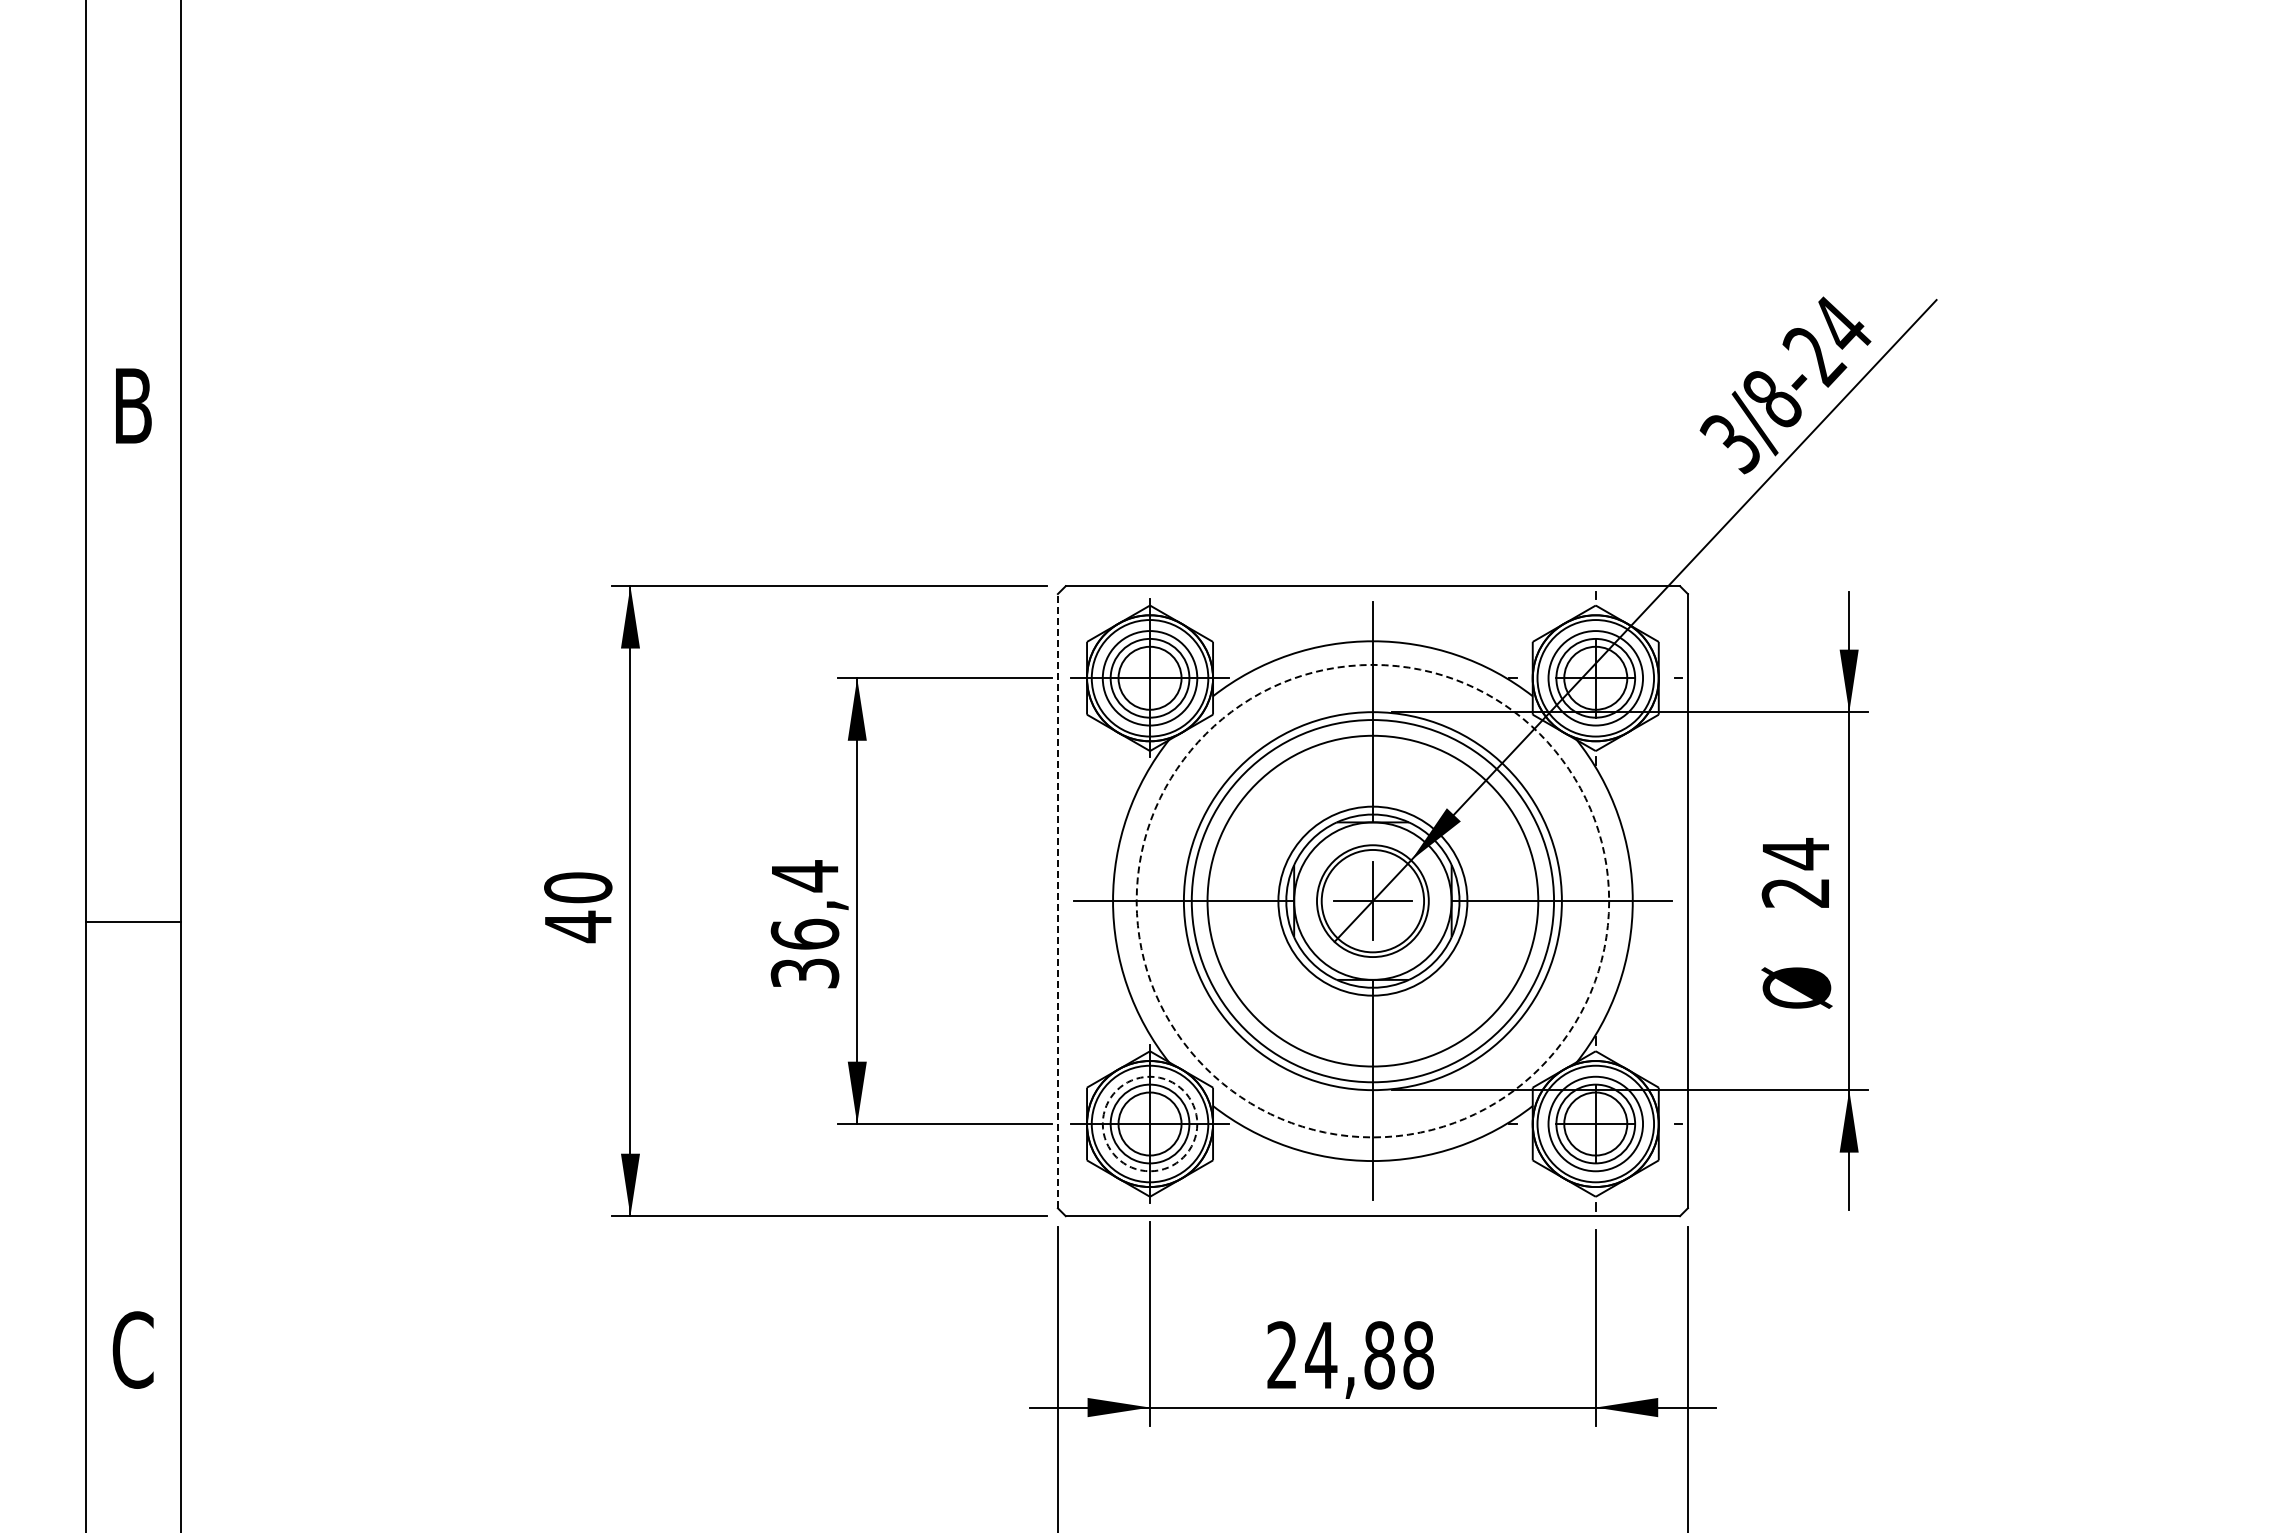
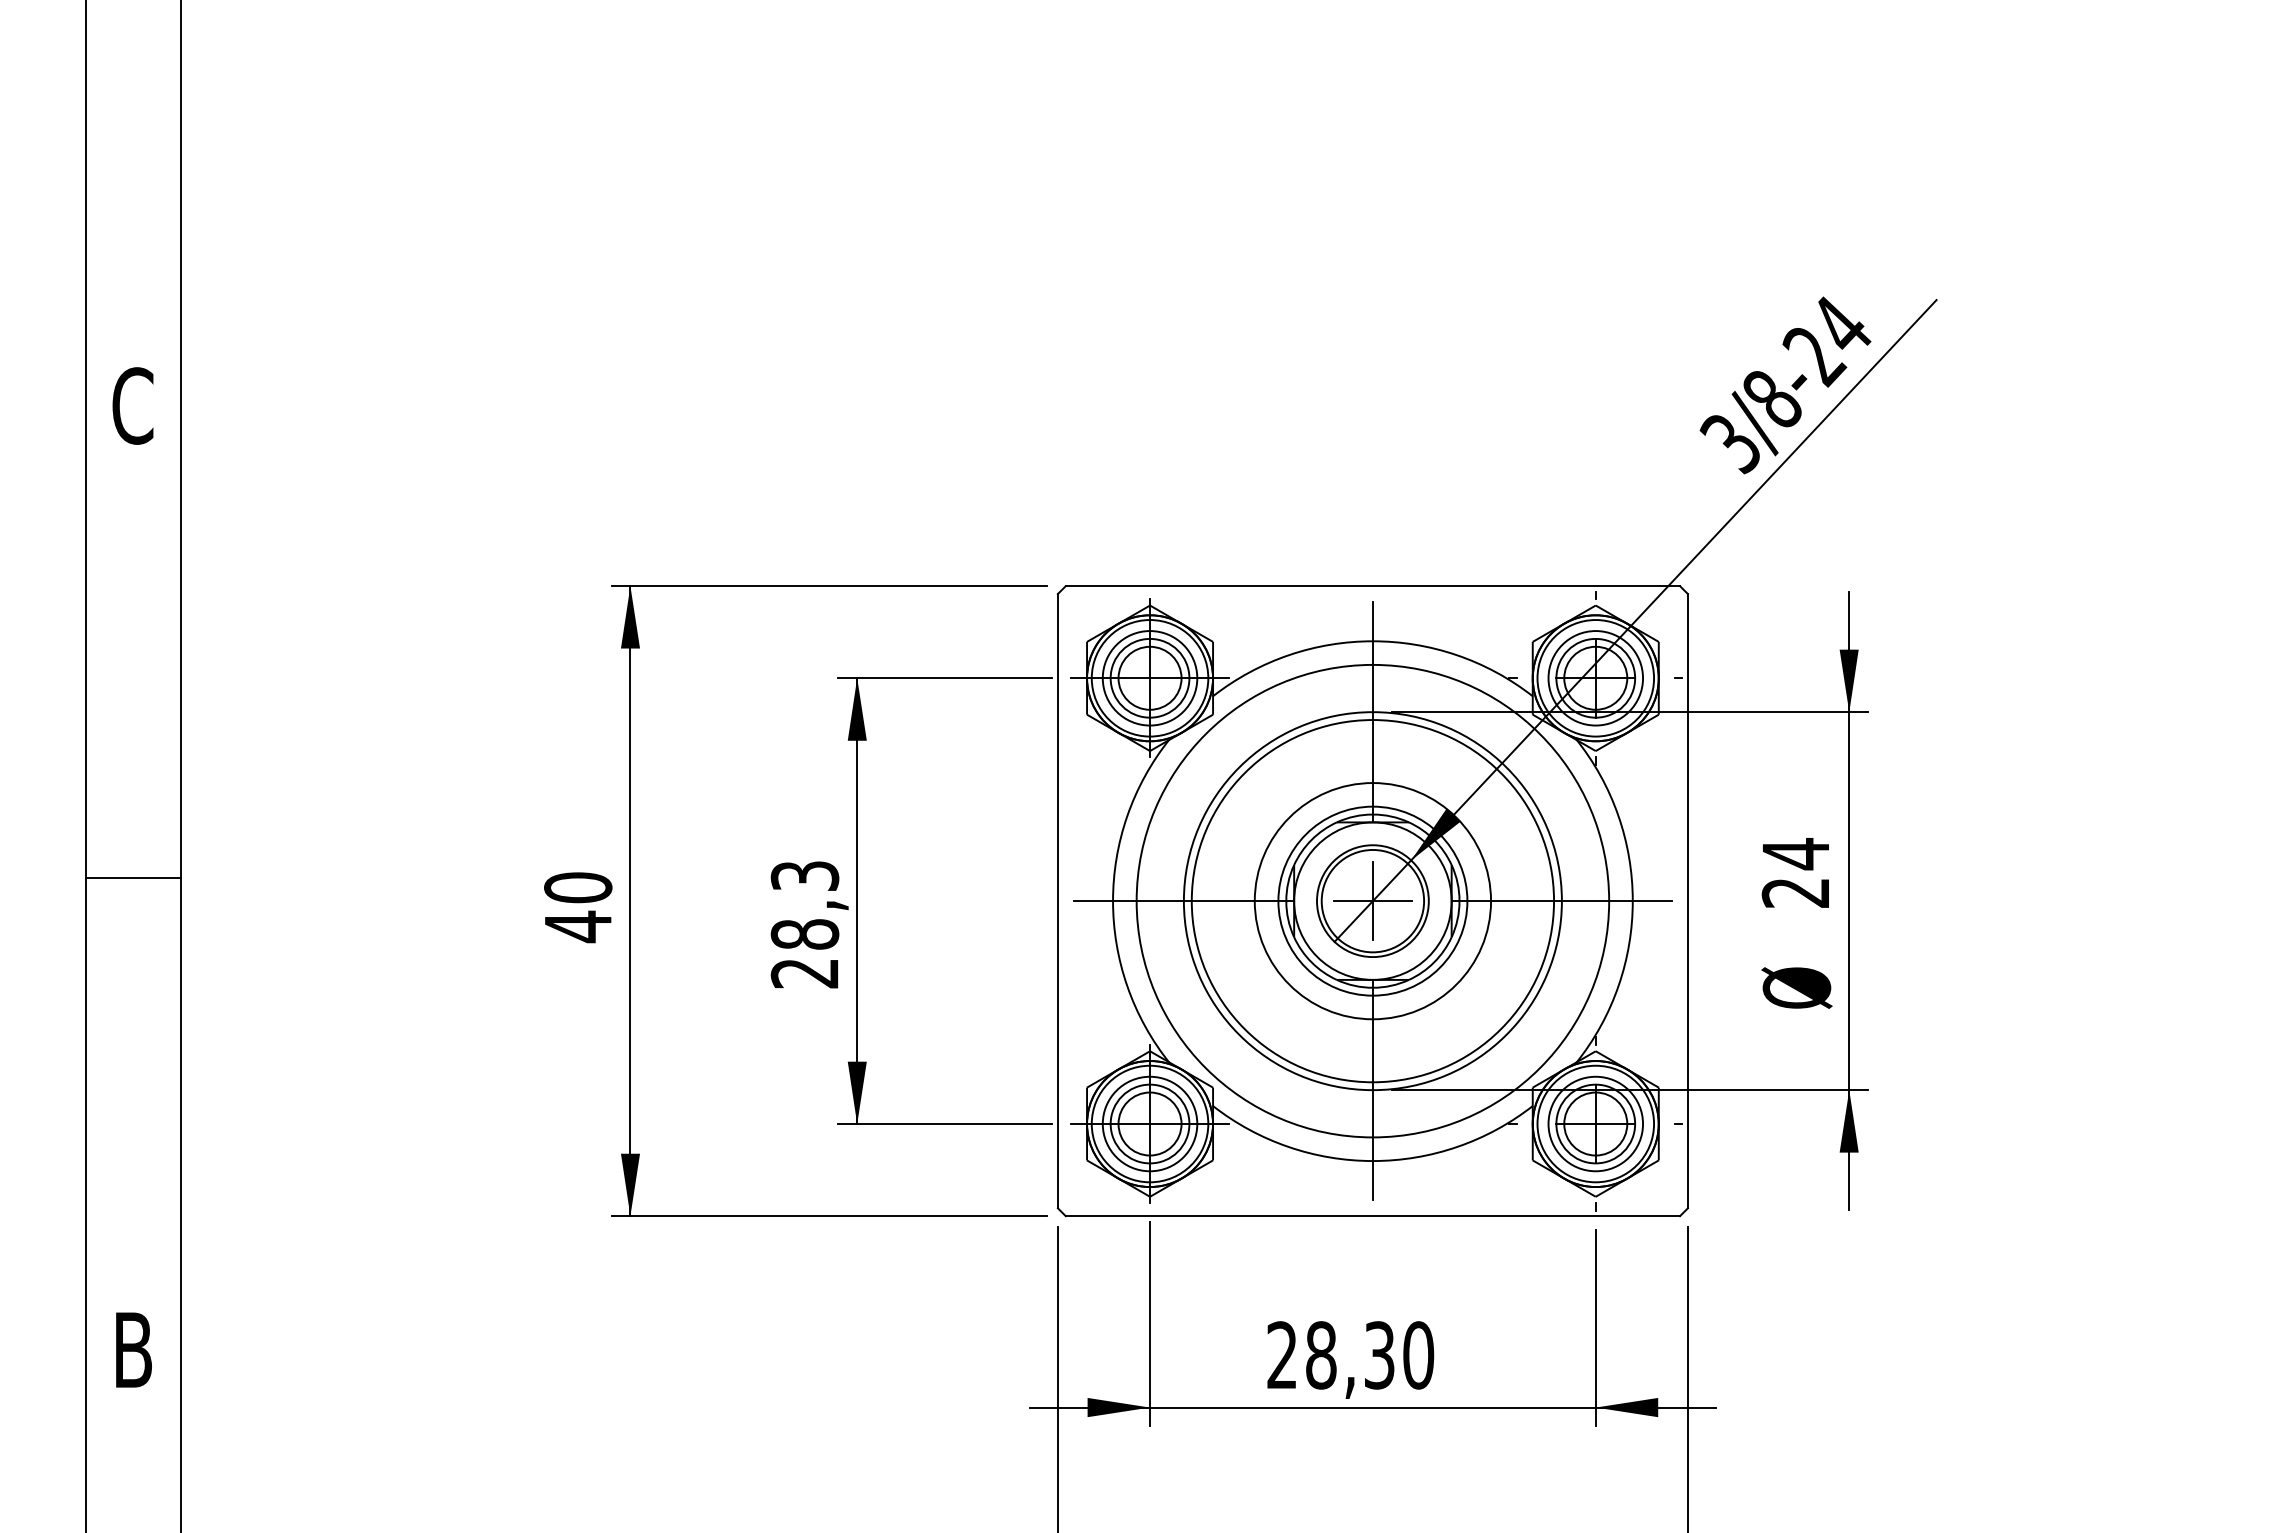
text: B -> C (132, 405)
line: dashed -> solid (1057, 900)
circle diameter: 331 px -> 236 px (1372, 901)
circle: dashed -> solid (1372, 900)
line position: (133, 921) -> (133, 877) (133, 877)
text: 36,4 -> 28,3 (804, 924)
circle: dashed -> solid (1149, 1123)
text: C -> B (132, 1349)
text: 24,88 -> 28,30 (1369, 1355)
